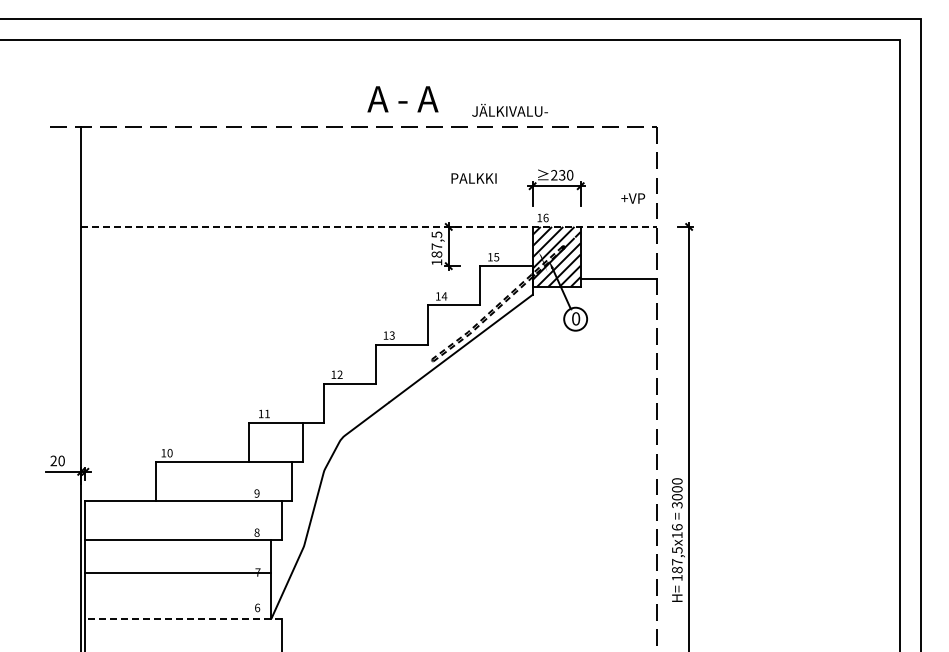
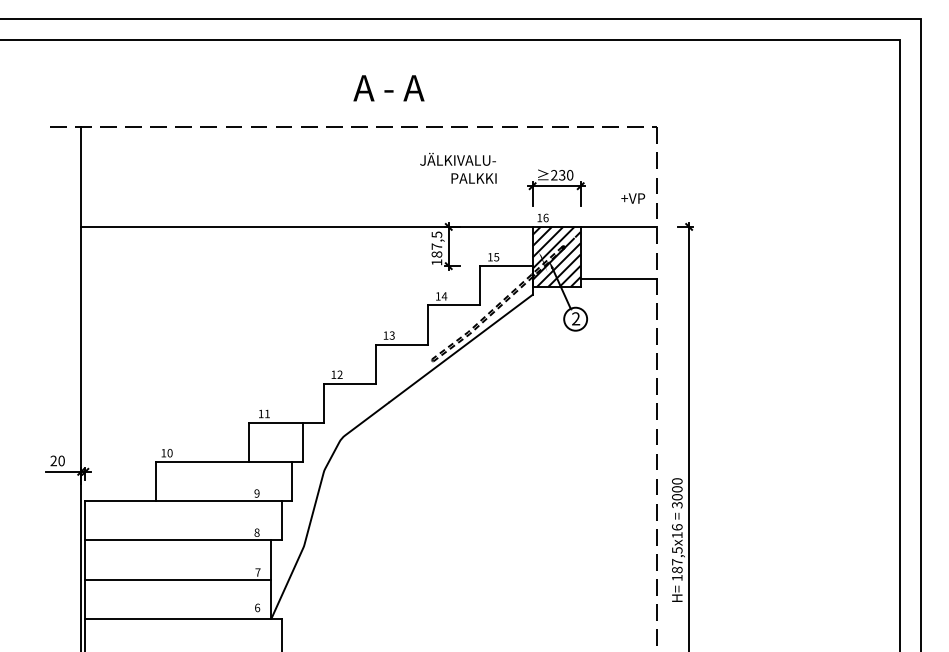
text position: (402, 99) -> (388, 88) (388, 88)
text position: (509, 109) -> (457, 158) (457, 158)
line: dashed -> solid (368, 226)
text: 0 -> 2 (576, 318)
line position: (178, 572) -> (178, 579) (178, 579)
line: dashed -> solid (183, 618)
